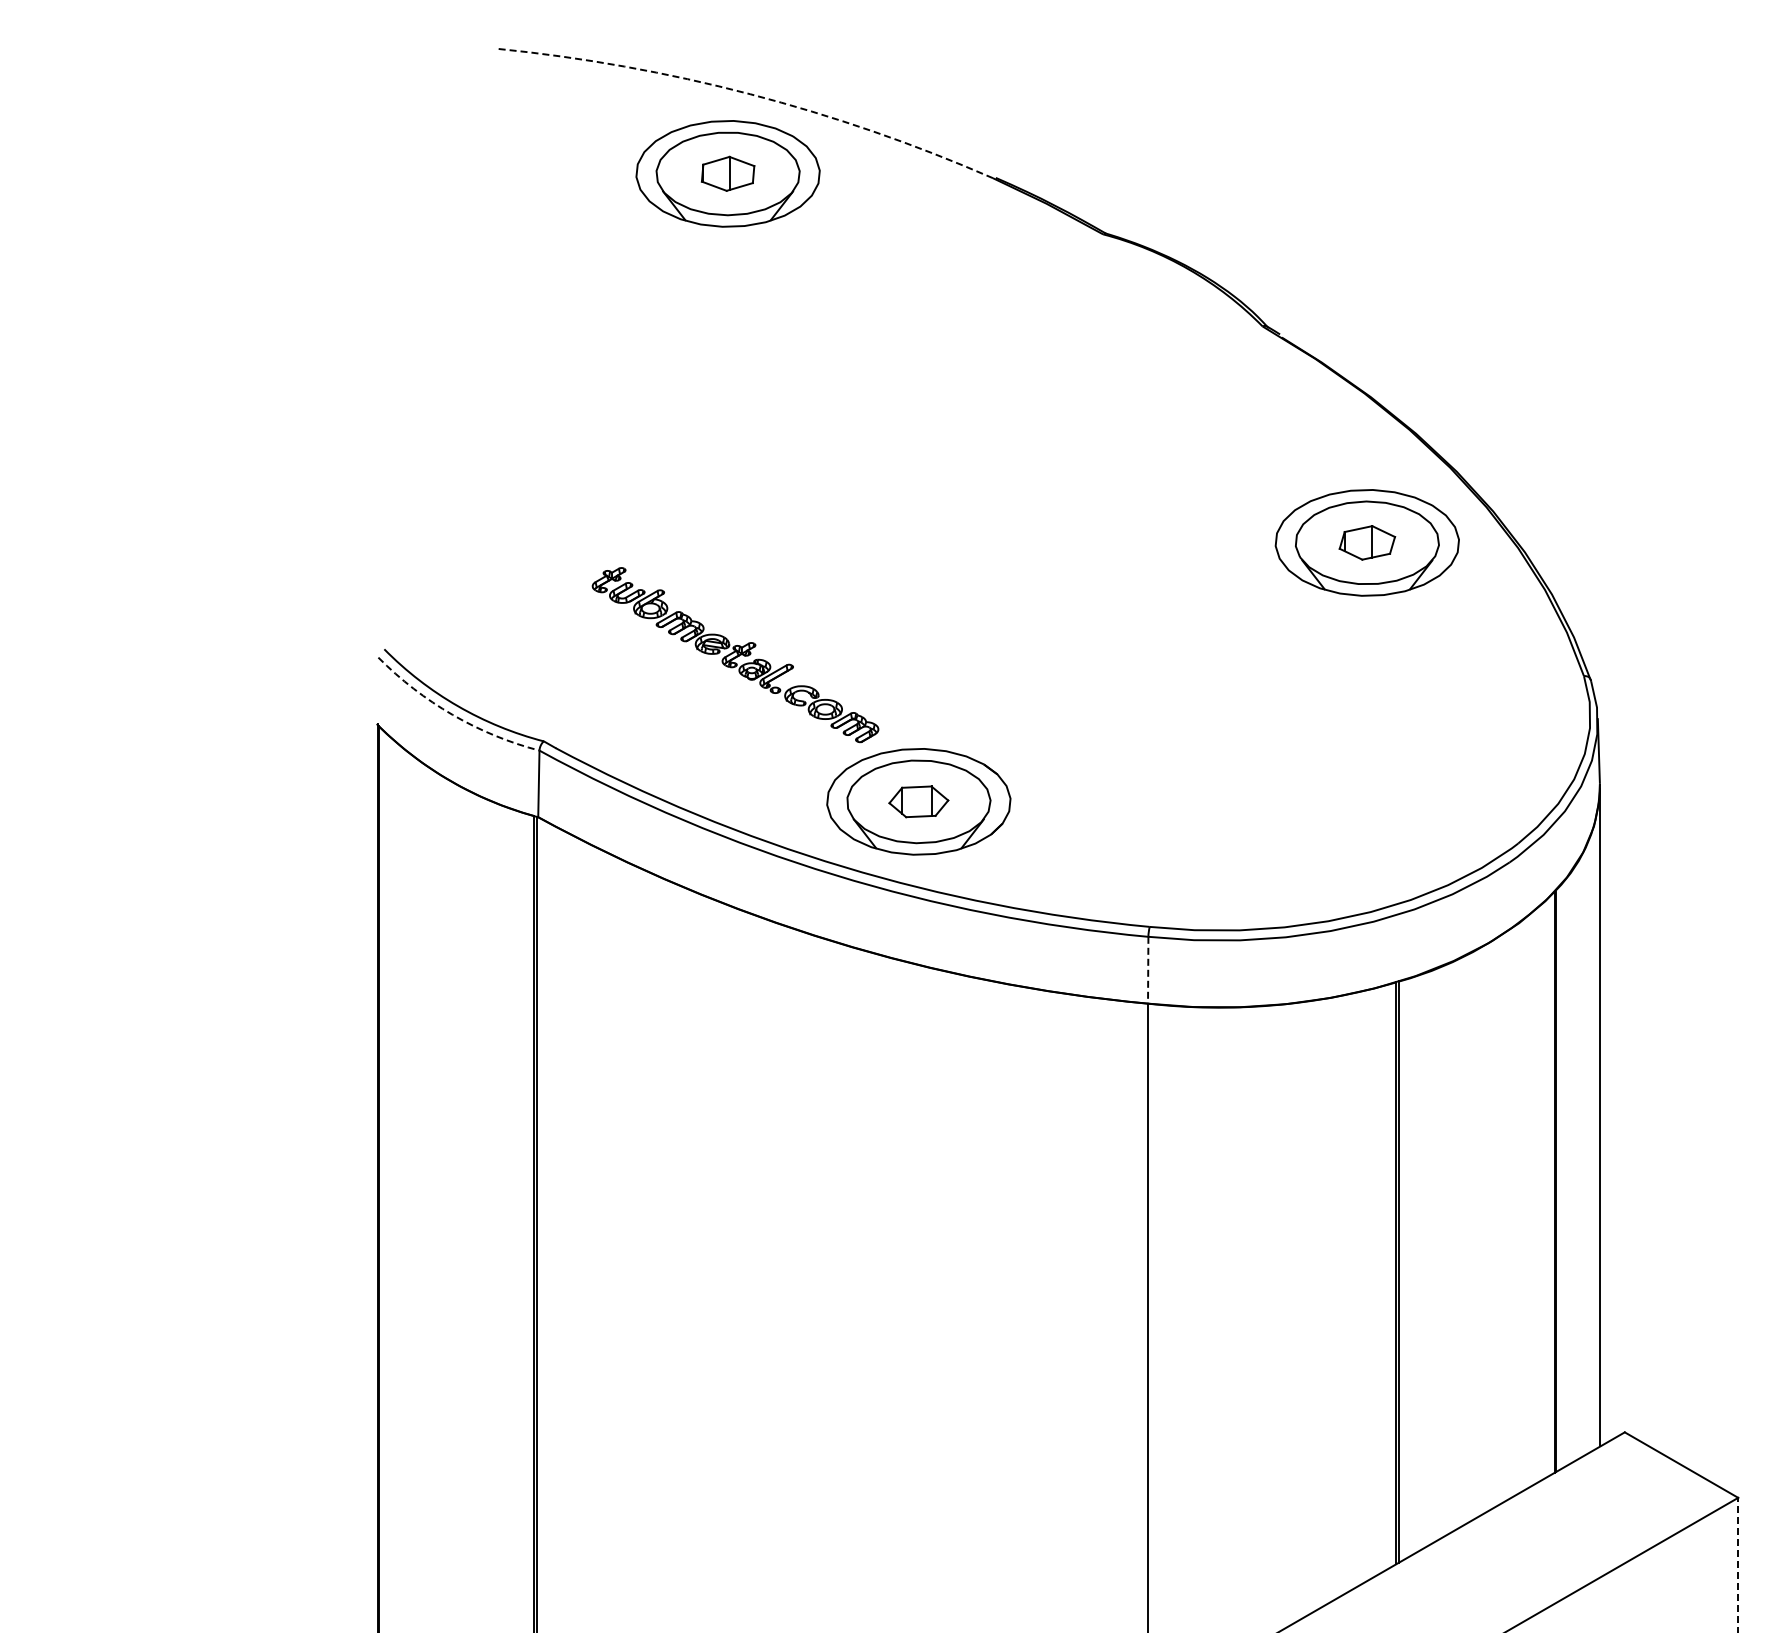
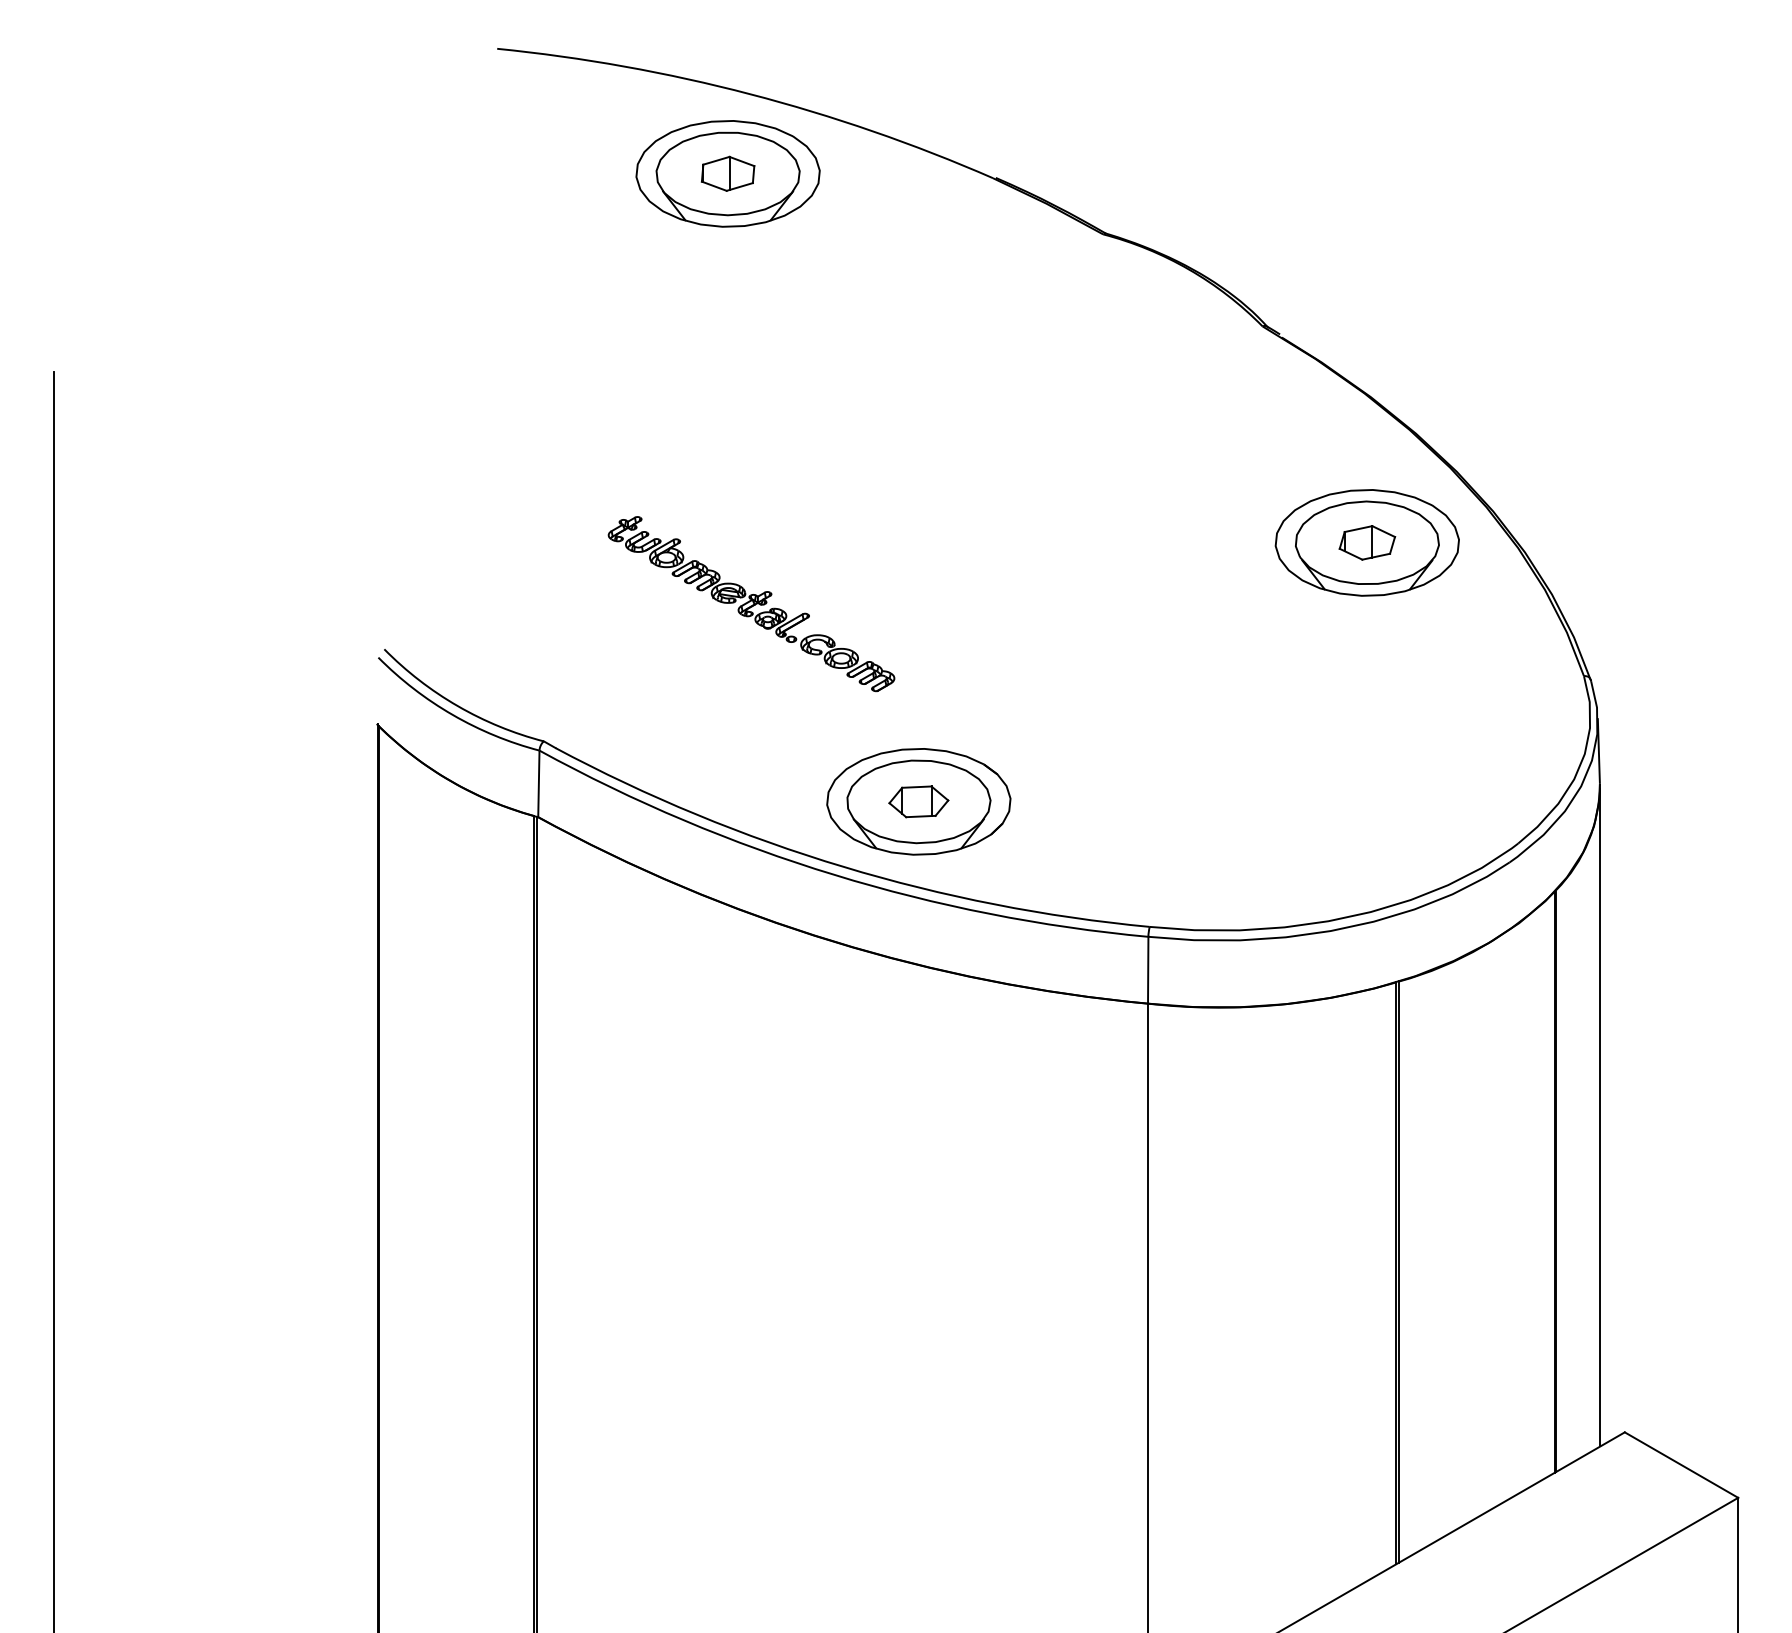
arc: dashed -> solid (750, 94)
part position: (735, 655) -> (751, 604) (751, 604)
arc: dashed -> solid (452, 714)
line: dashed -> solid (1148, 970)
line: none -> present (53, 1000)
line: dashed -> solid (1738, 1564)
